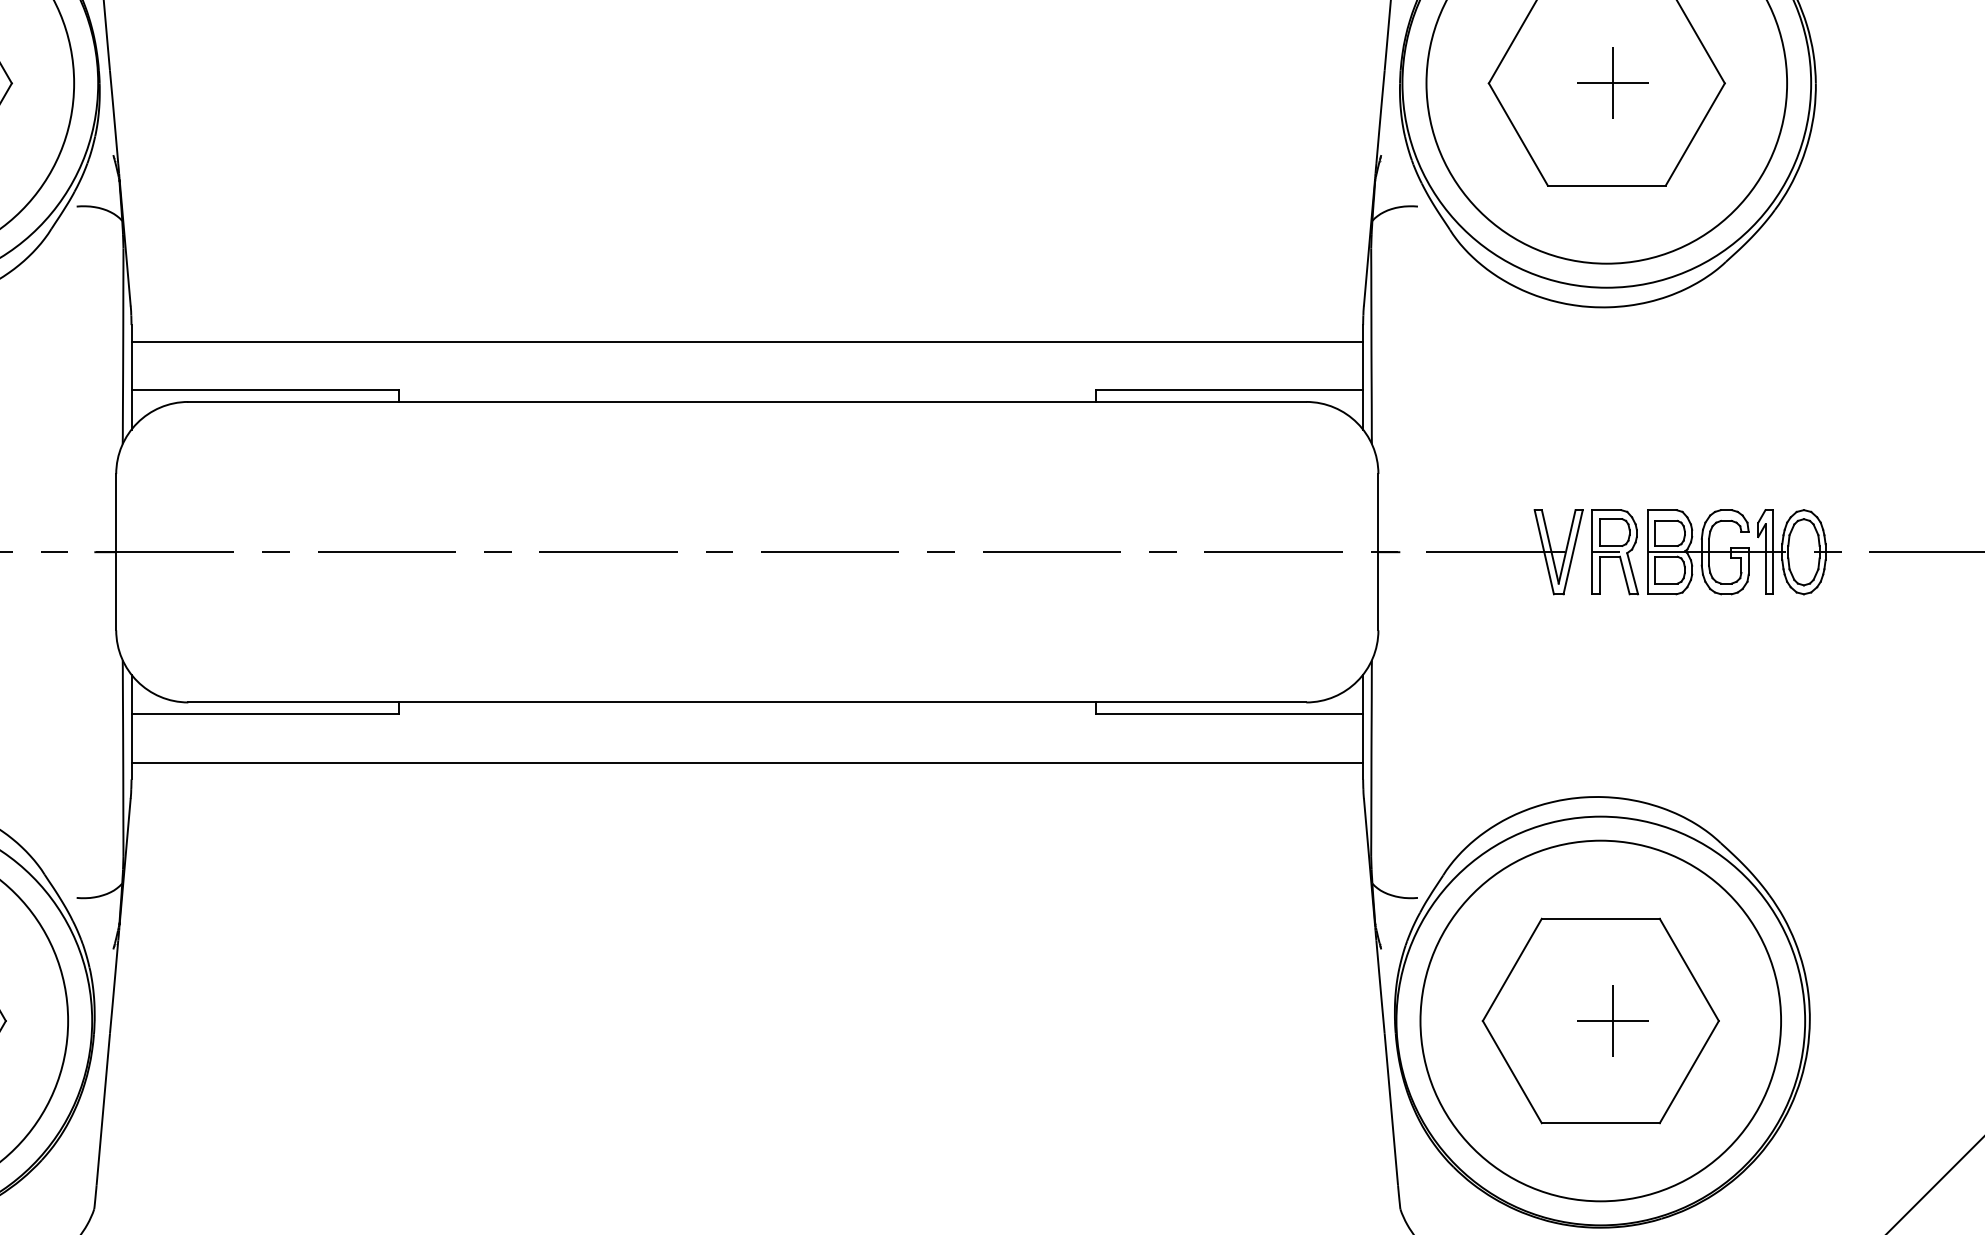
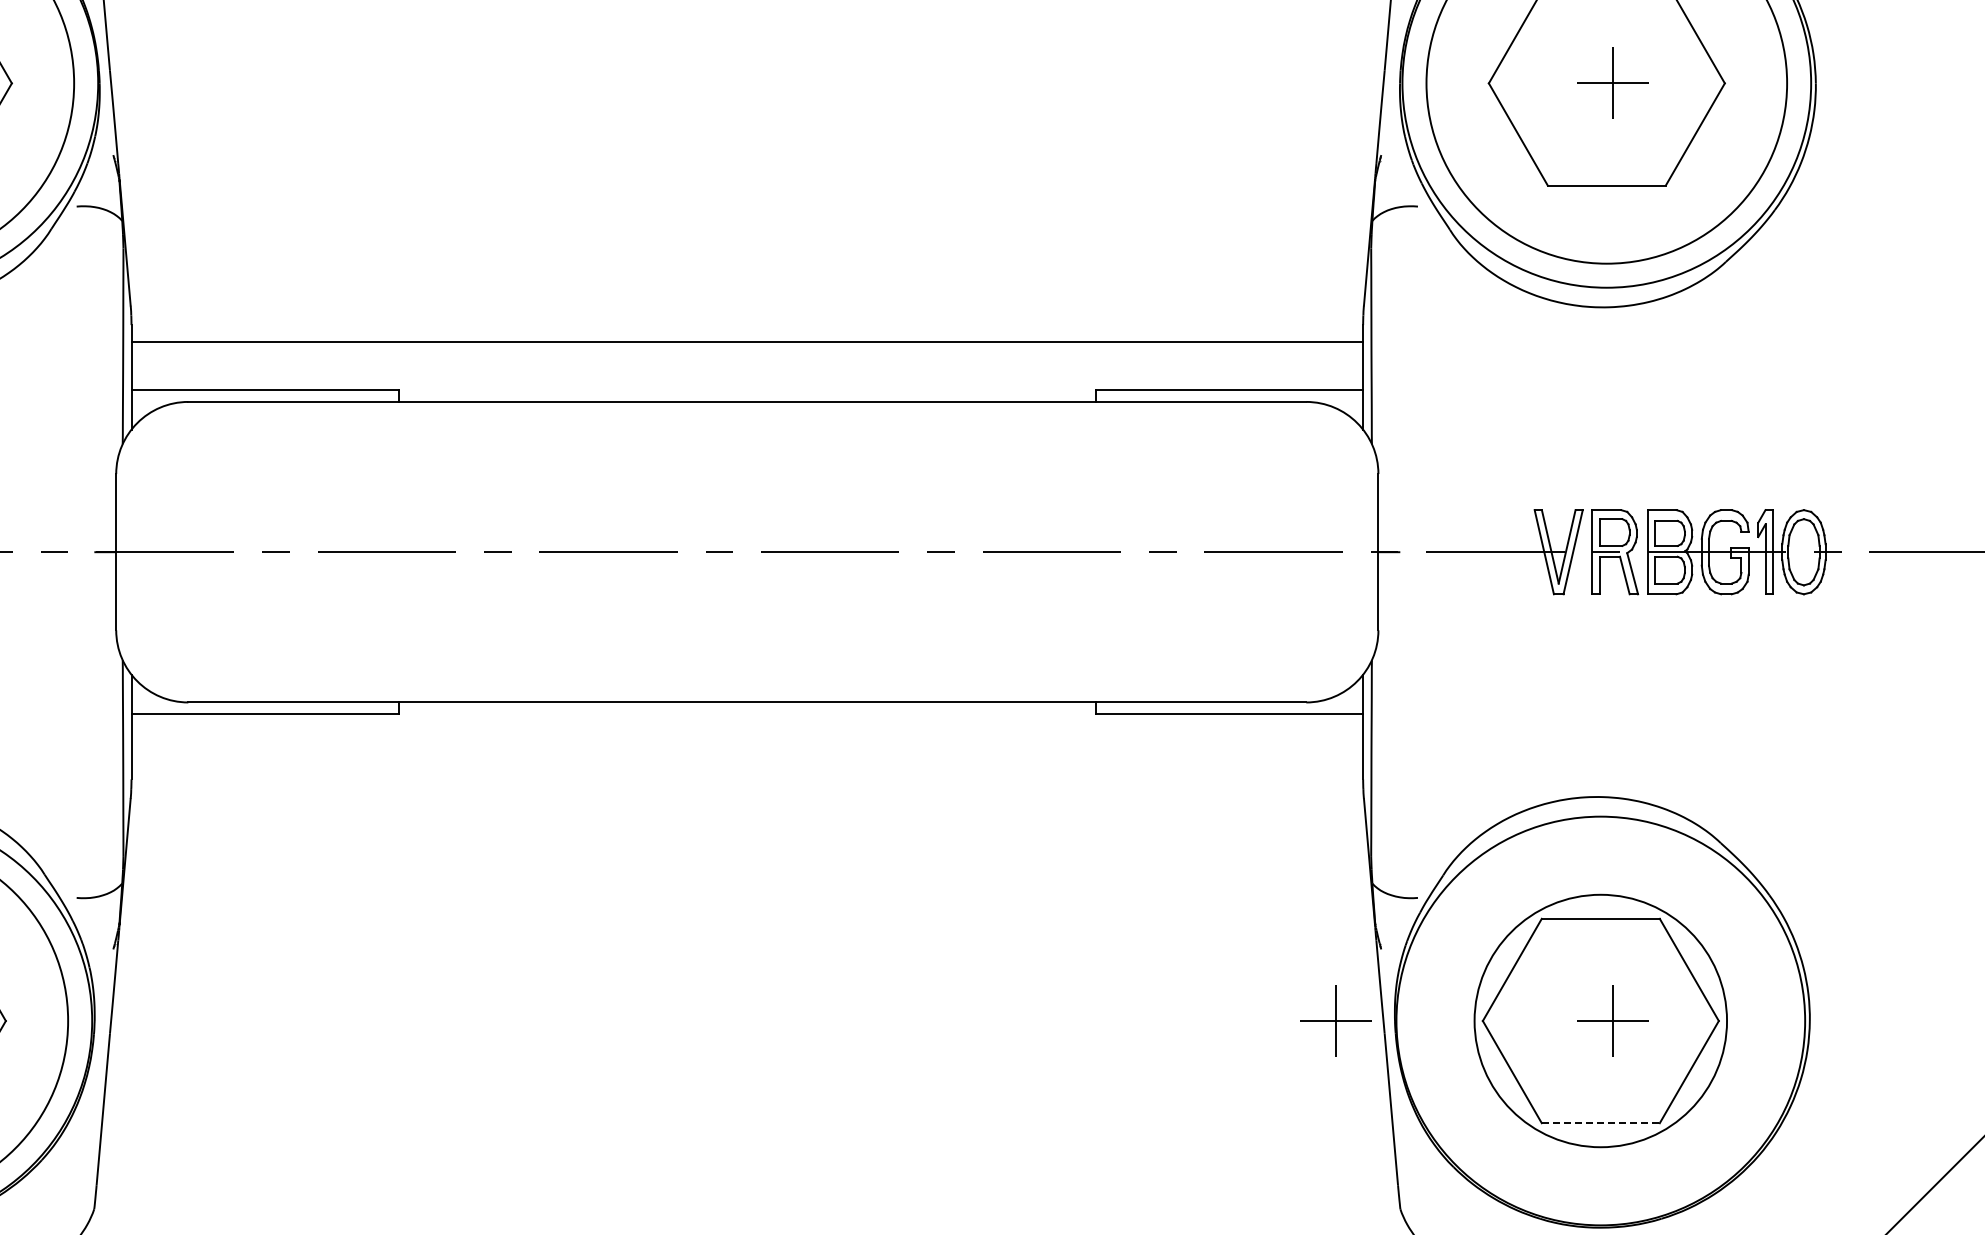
line: present -> none (747, 762)
part: none -> present (1335, 1020)
circle diameter: 361 px -> 252 px (1600, 1020)
line: solid -> dashed (1601, 1123)
